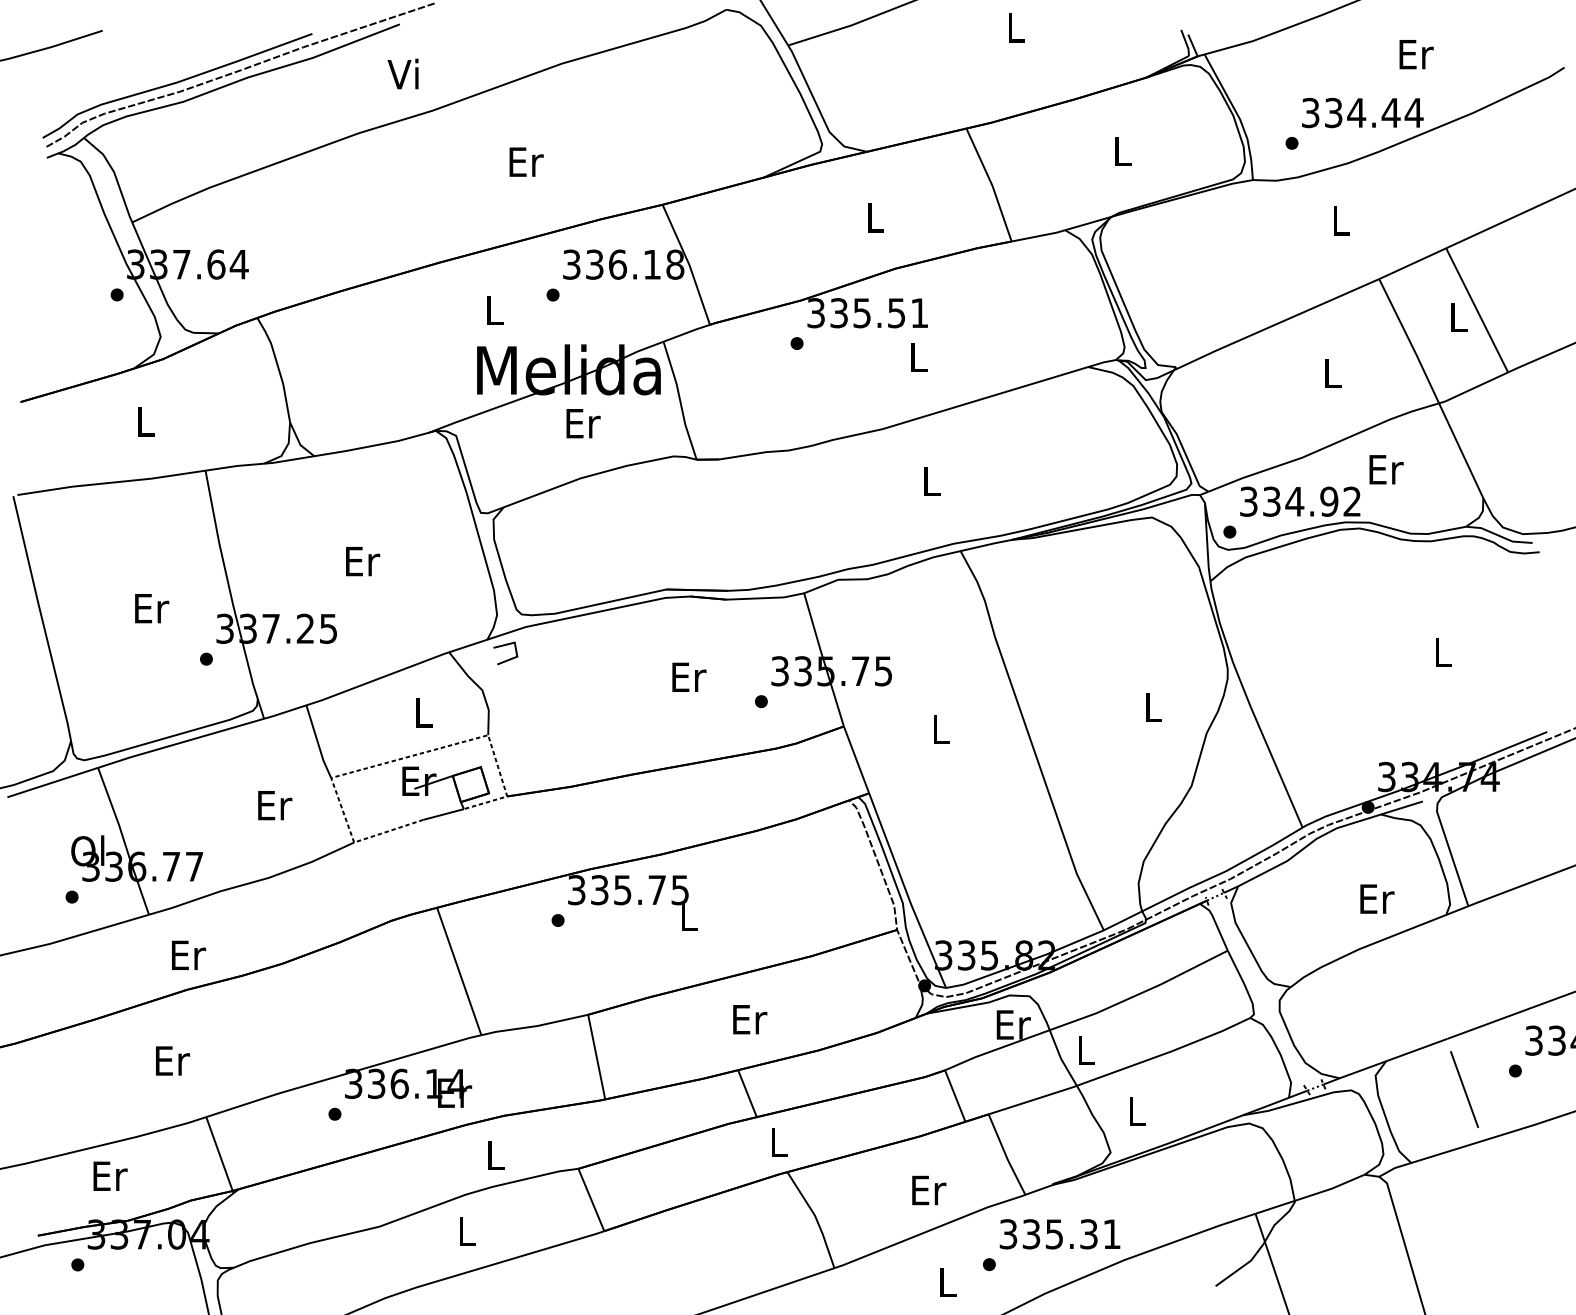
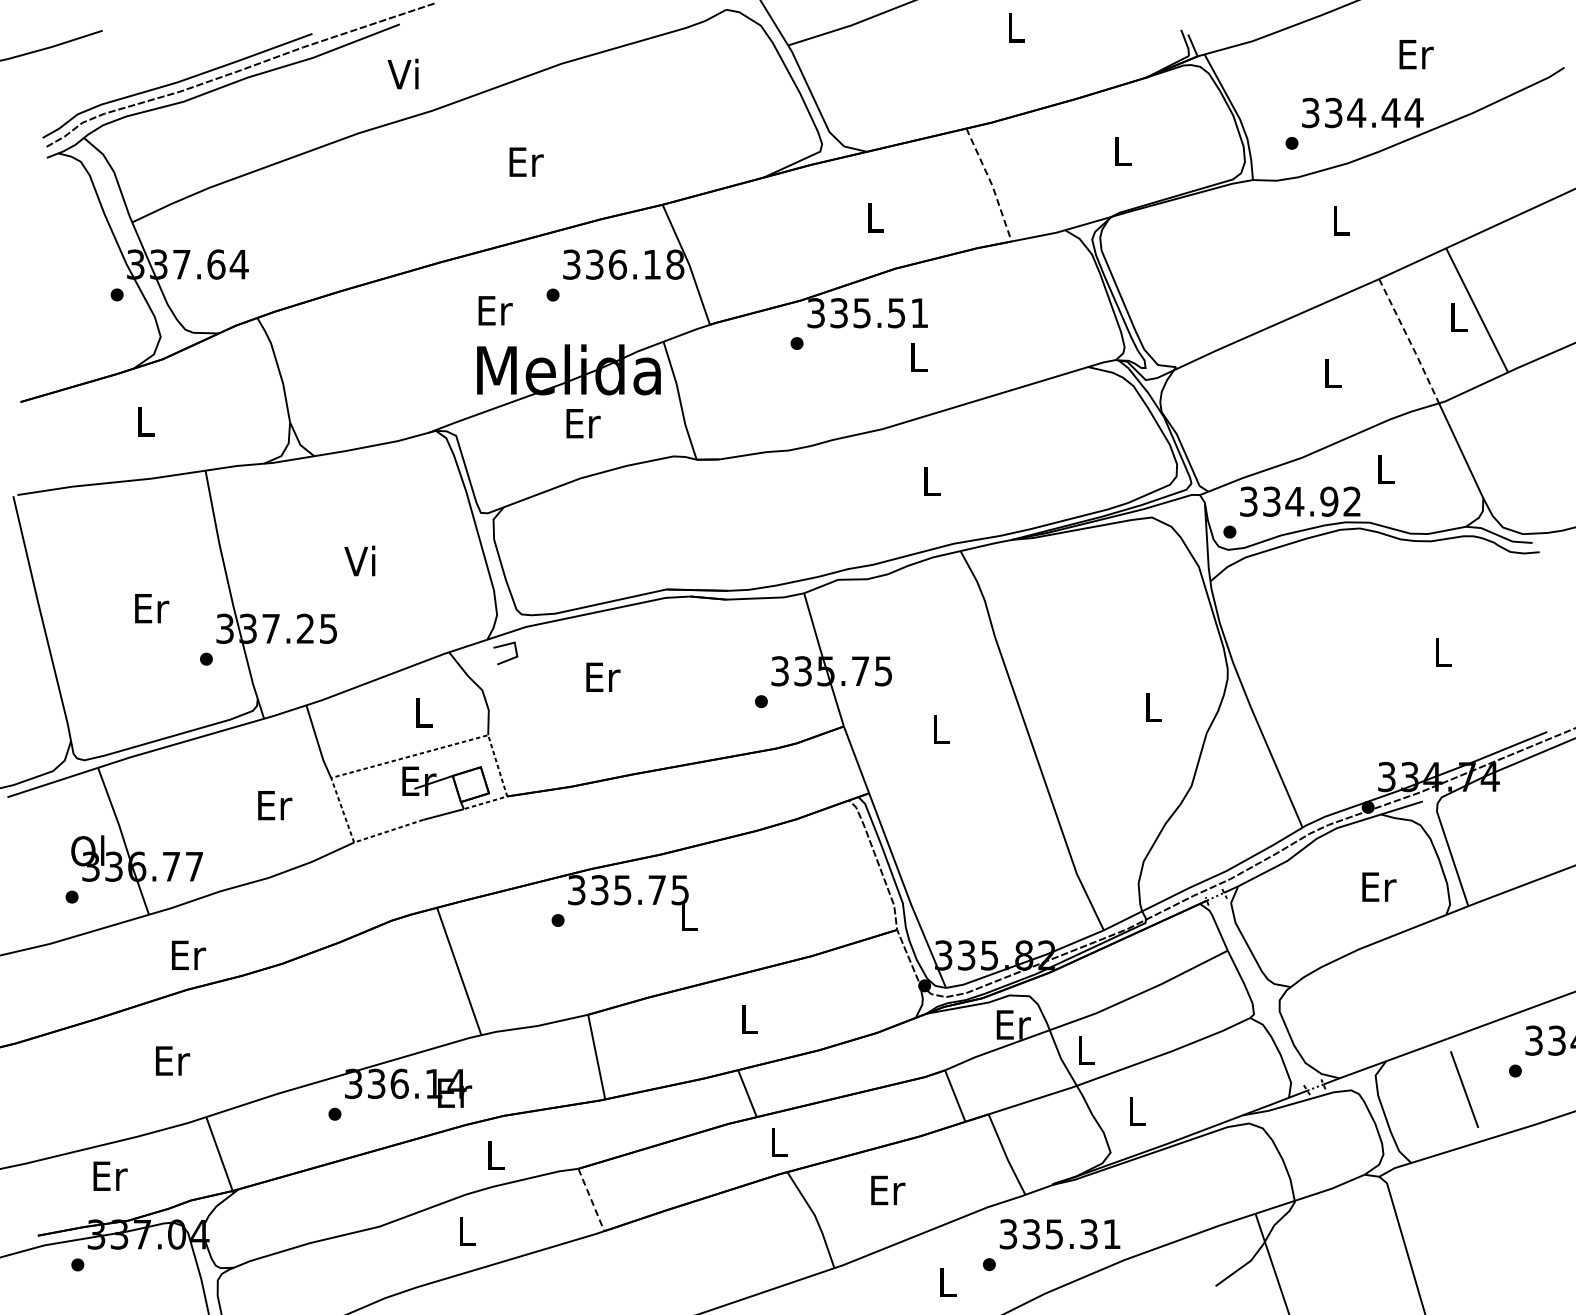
line: solid -> dashed (992, 184)
text: L -> Er (495, 310)
line: solid -> dashed (1409, 341)
text: Er -> L (1386, 469)
text: Er -> Vi (362, 560)
text position: (689, 676) -> (603, 676) (603, 676)
text position: (1377, 898) -> (1379, 886) (1379, 886)
text: Er -> L (750, 1019)
text position: (929, 1190) -> (888, 1190) (888, 1190)
line: solid -> dashed (591, 1200)
